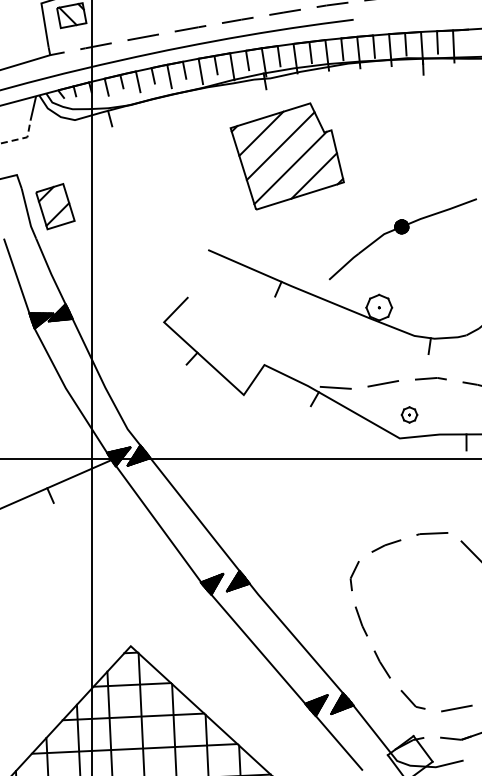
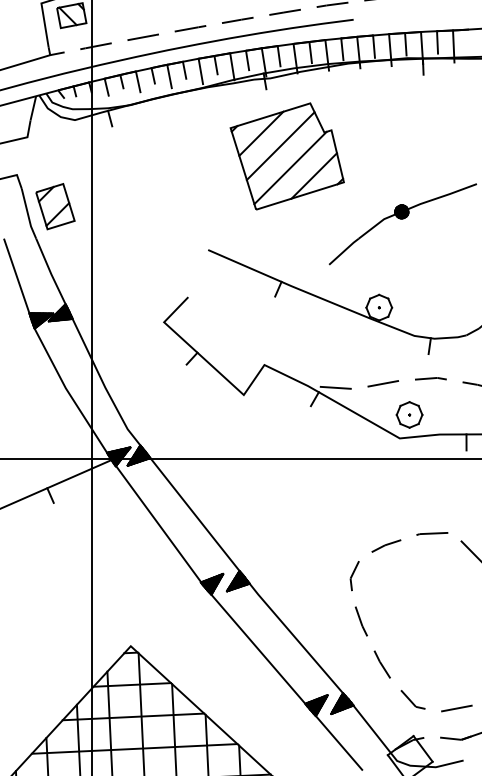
line: dashed -> solid (23, 138)
part position: (402, 239) -> (402, 224) (402, 224)
part size: 19x18 px -> 29x28 px (409, 414)
